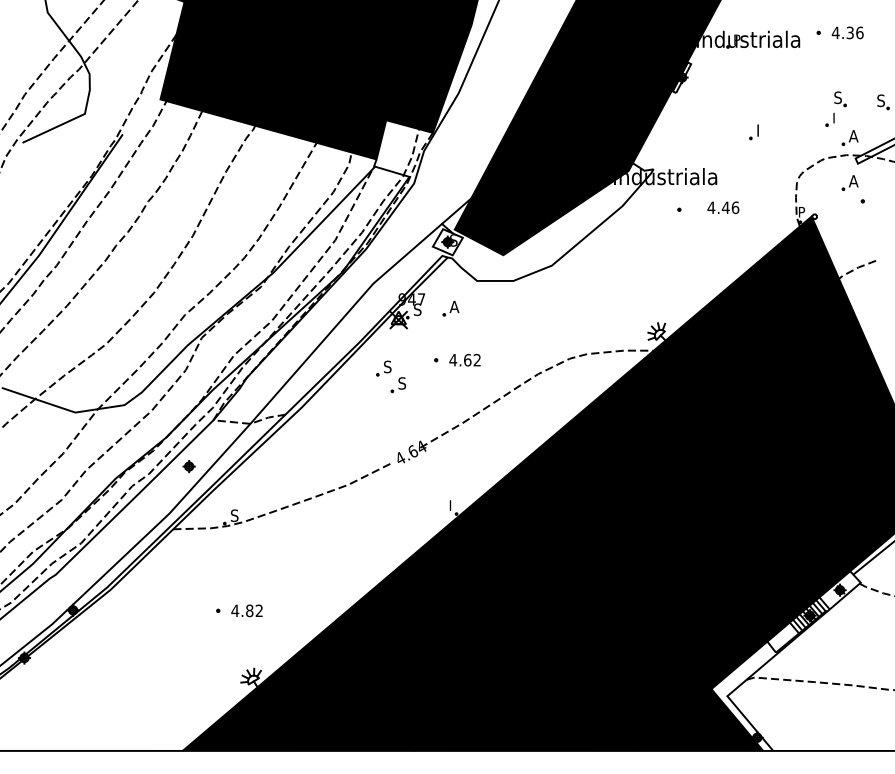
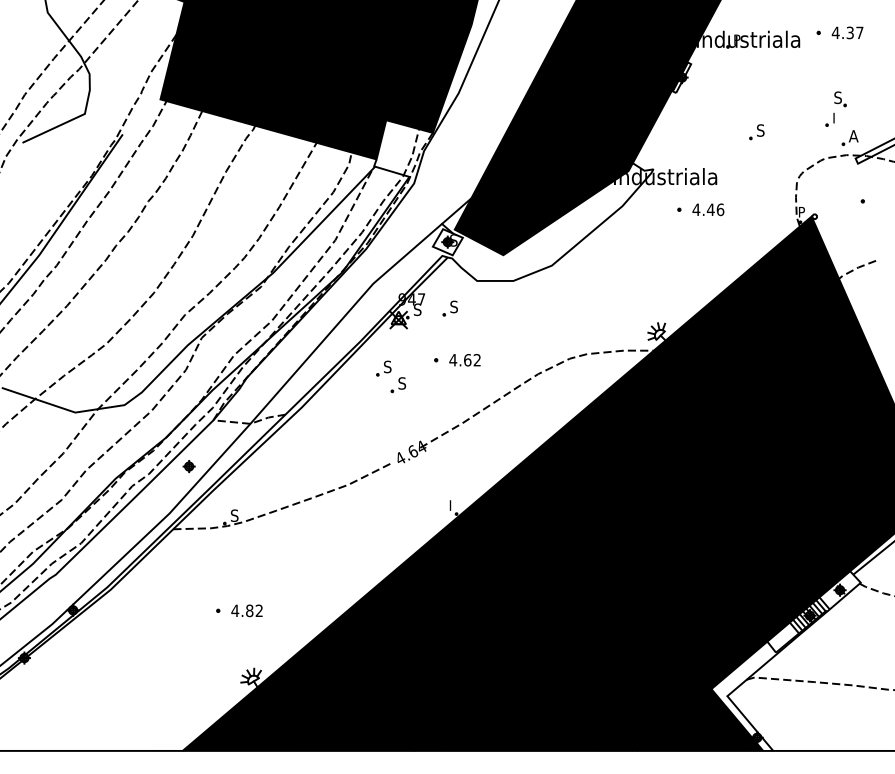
text: 4.36 -> 4.37 (859, 32)
part: present -> none (883, 102)
text: I -> S (760, 130)
part: present -> none (849, 182)
text position: (723, 207) -> (708, 209) (708, 209)
text: A -> S (454, 306)
